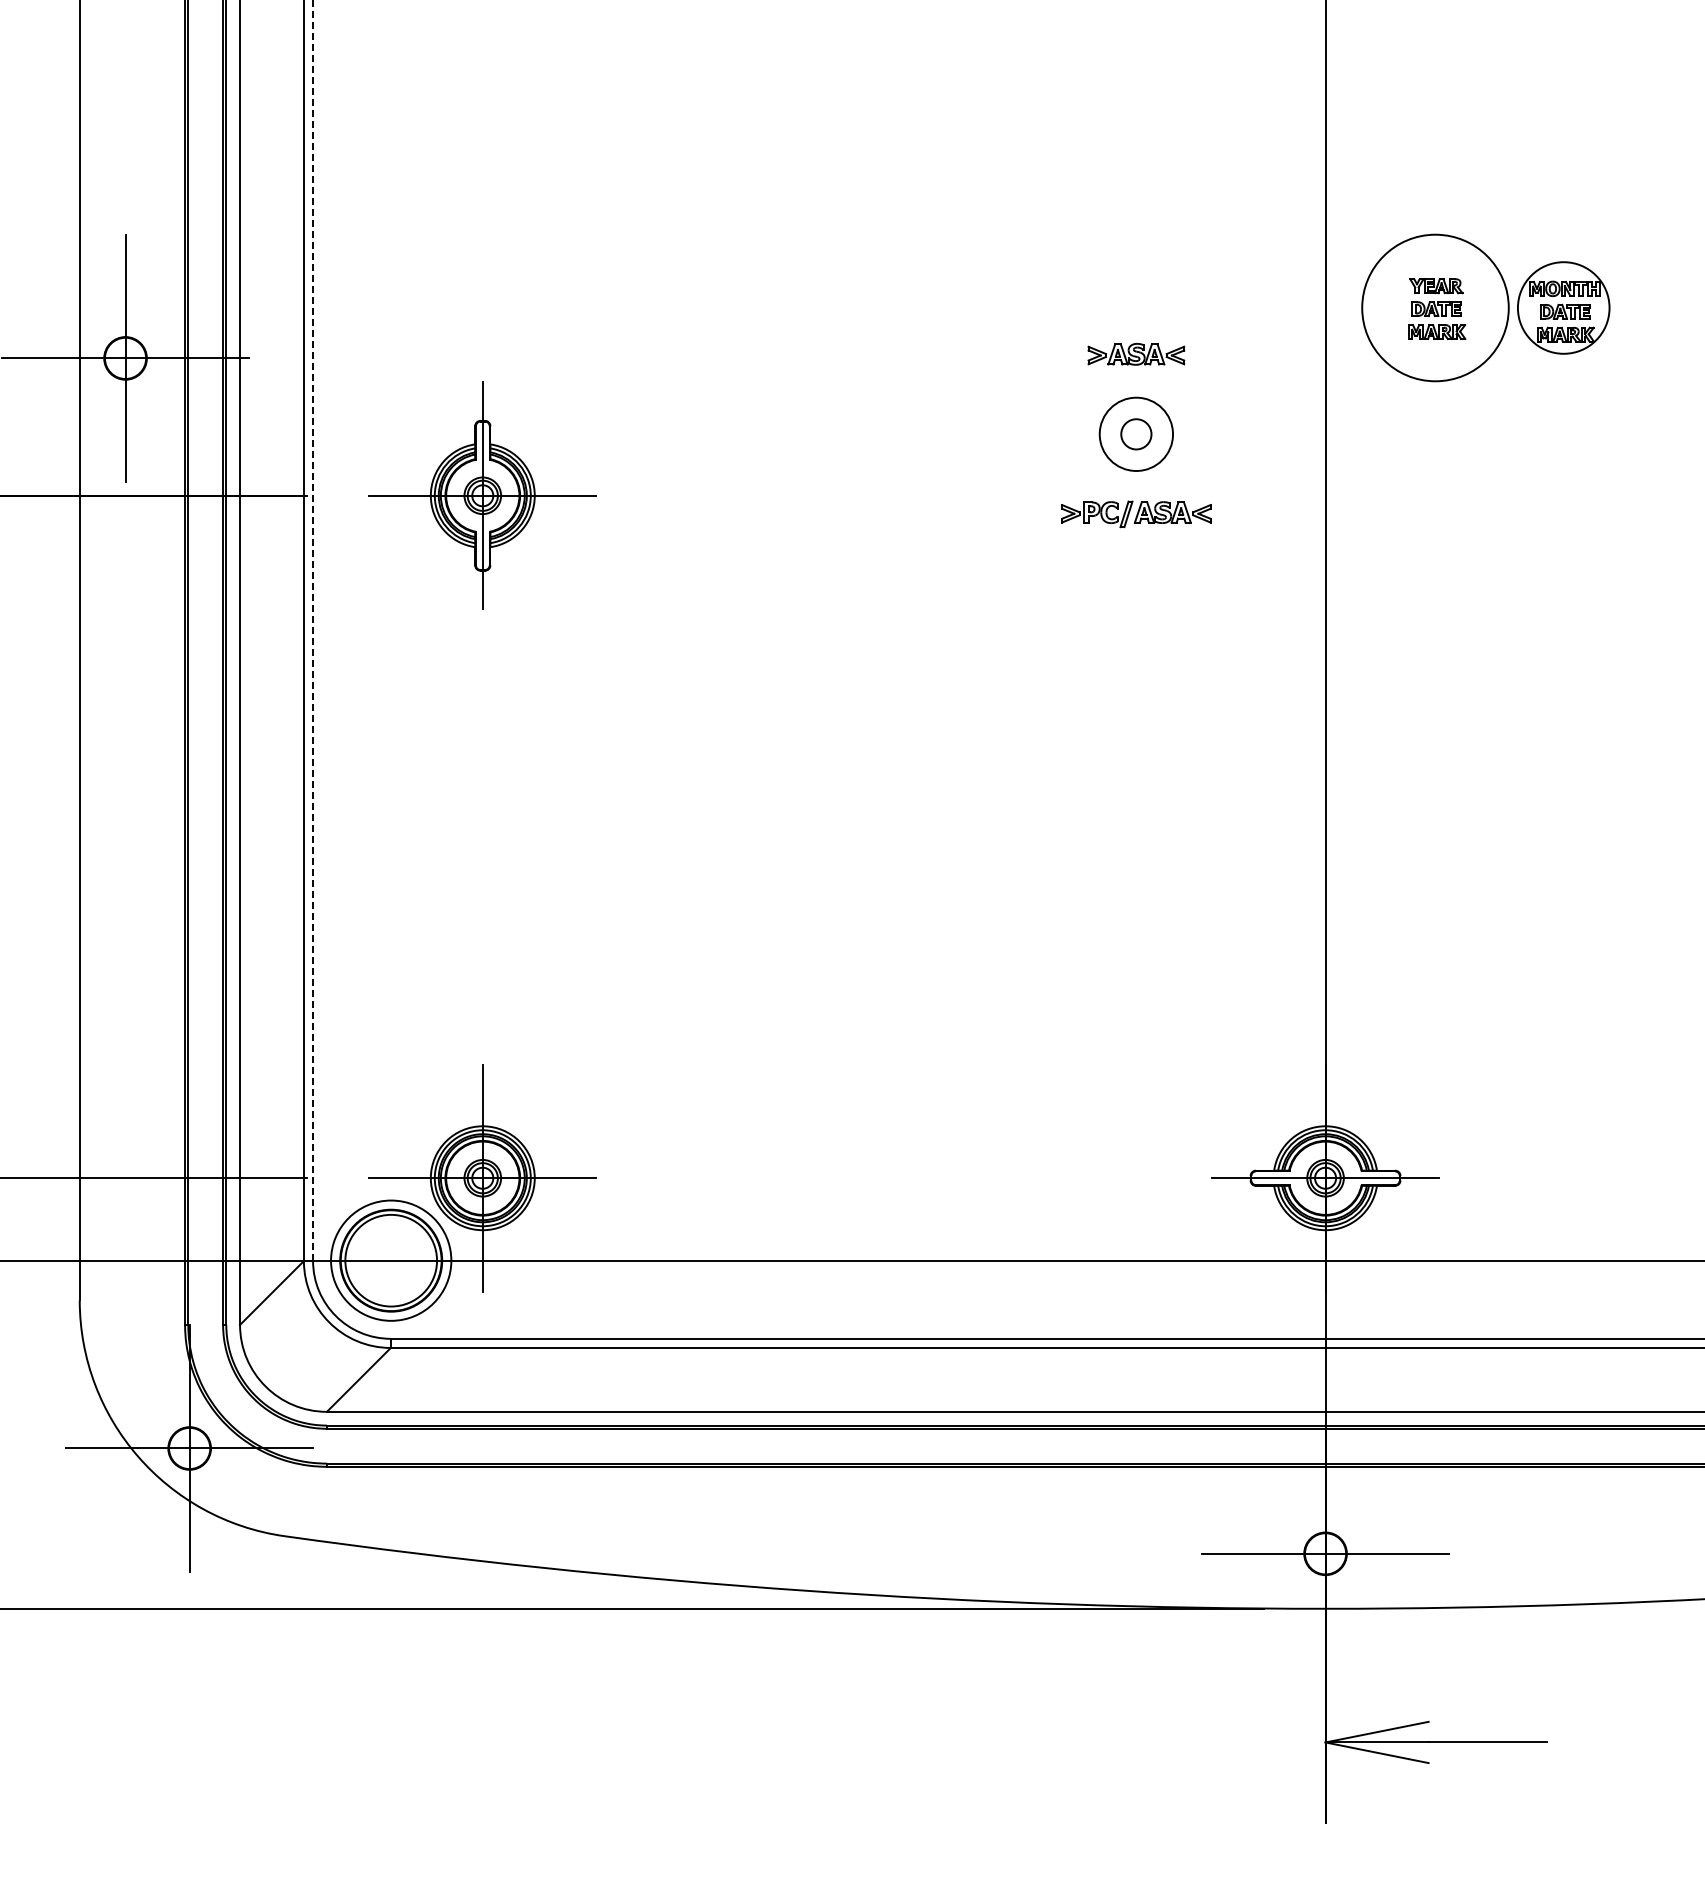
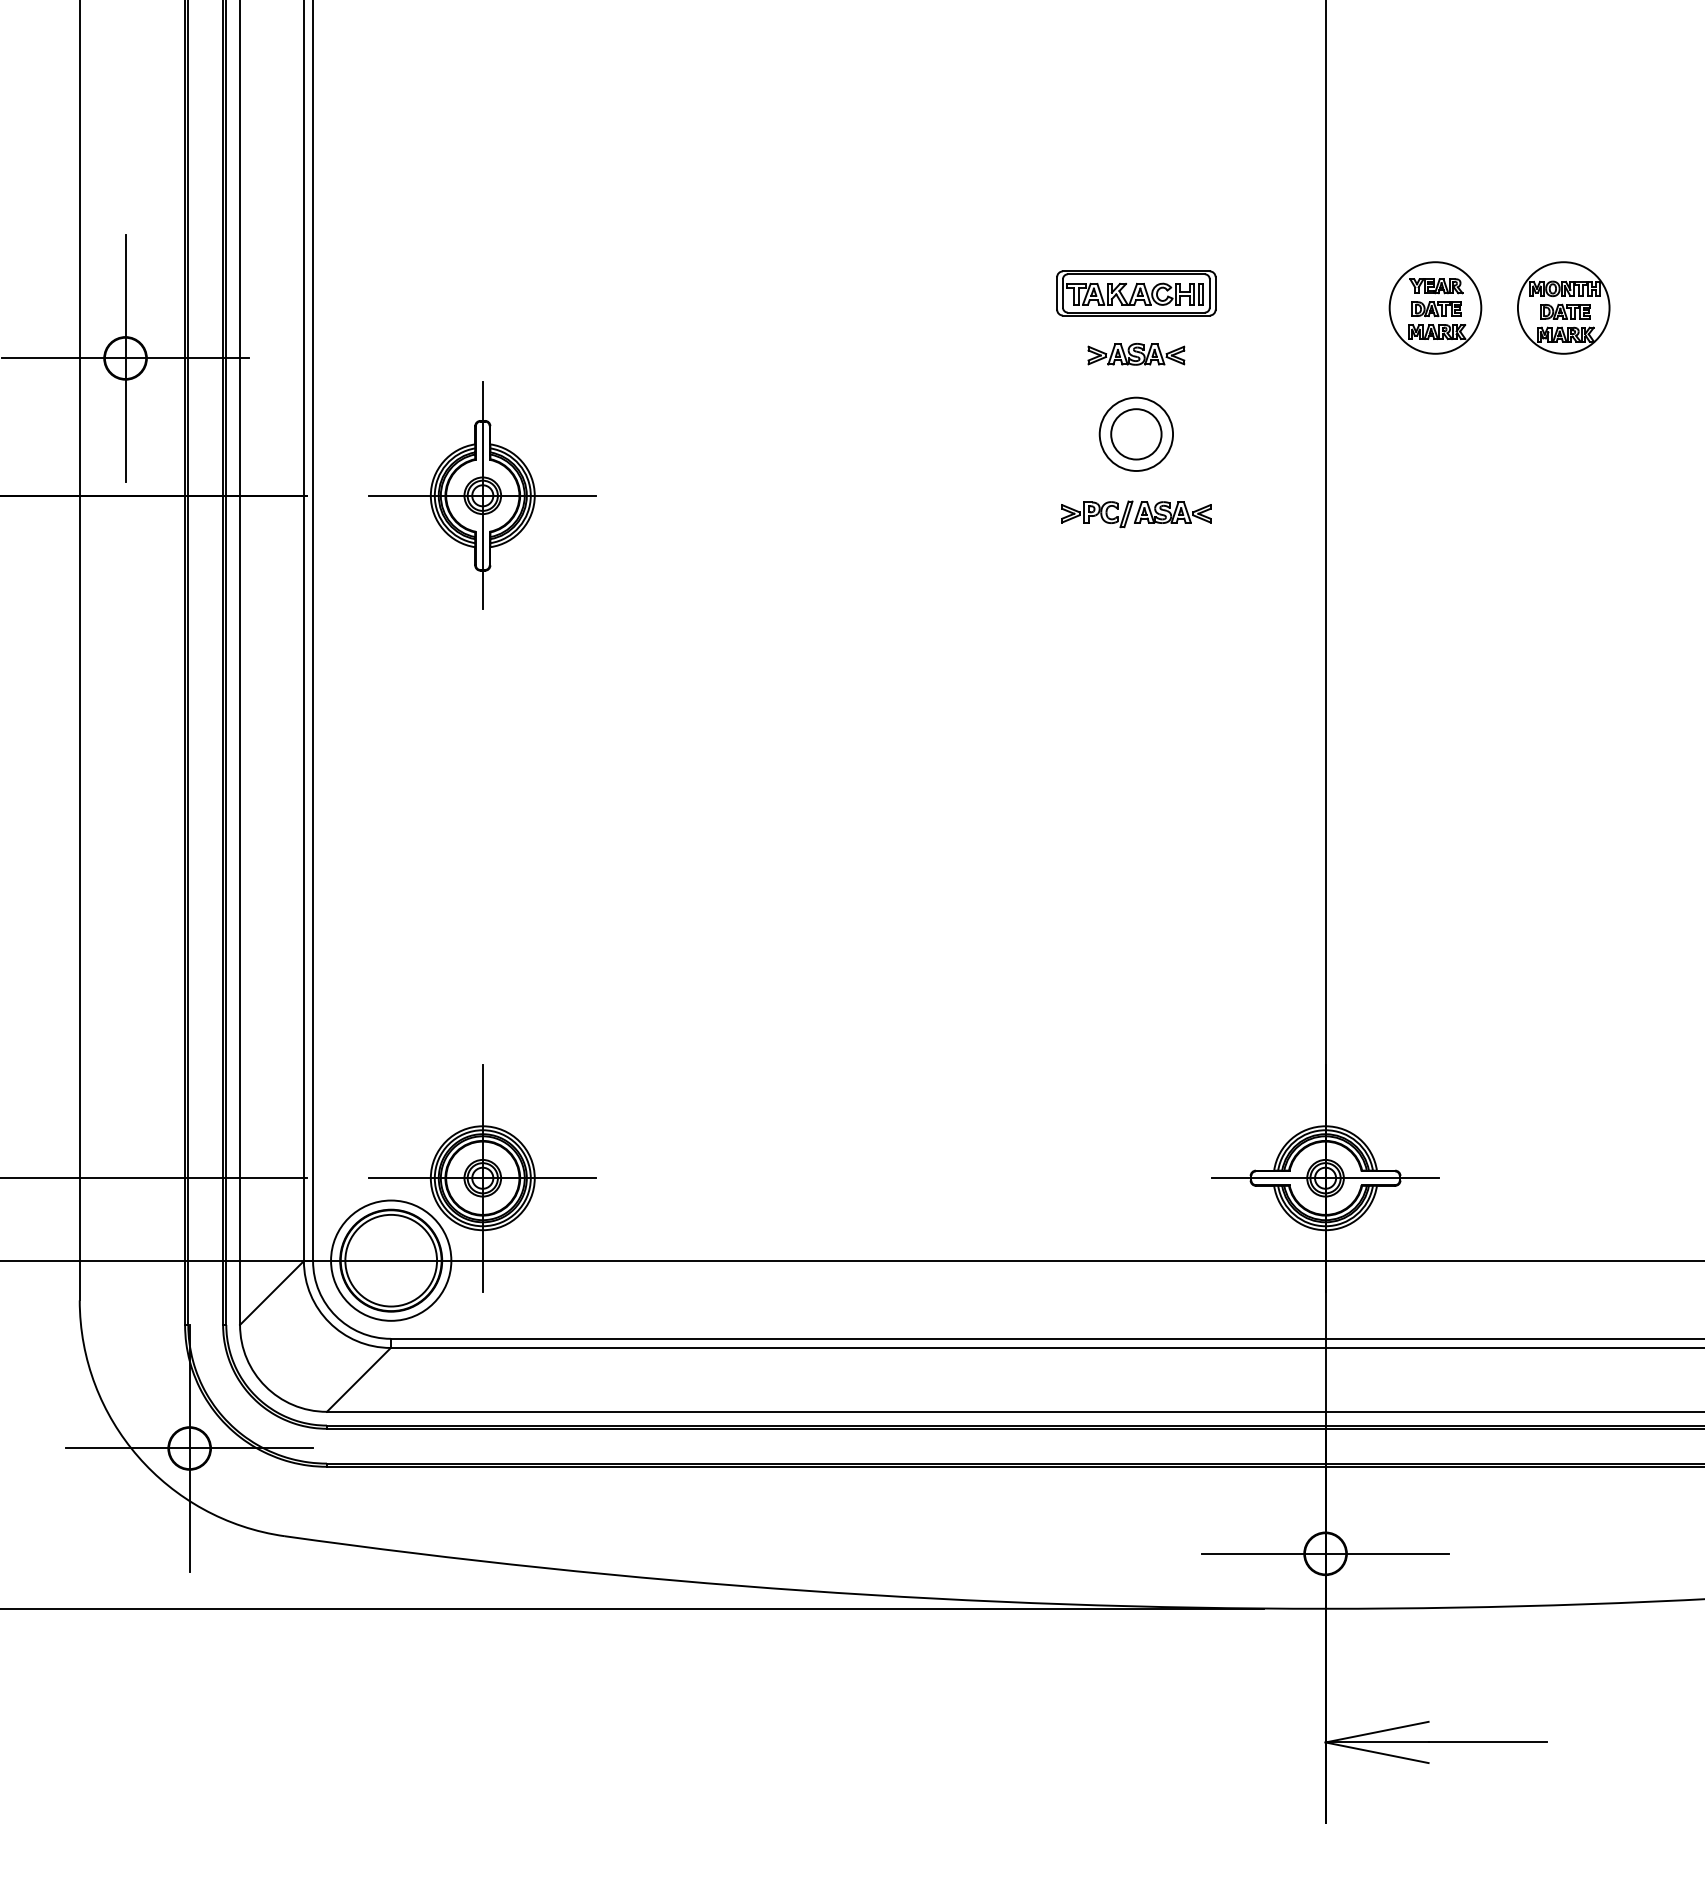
part: none -> present (1136, 293)
circle diameter: 147 px -> 92 px (1435, 307)
circle diameter: 30 px -> 50 px (1136, 434)
line: dashed -> solid (313, 630)
